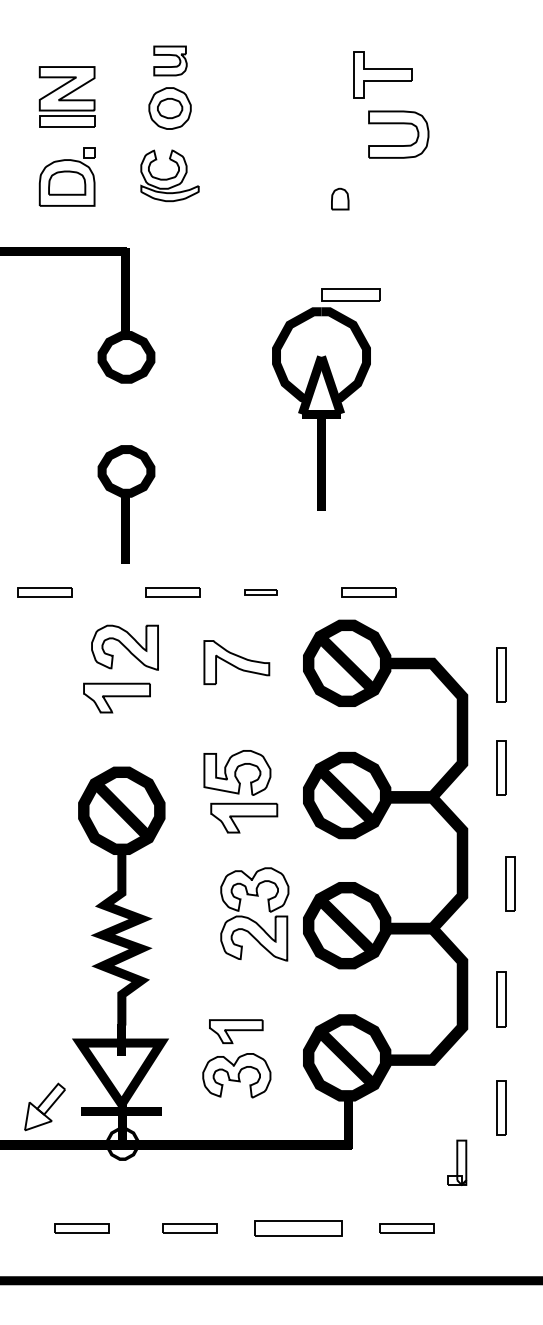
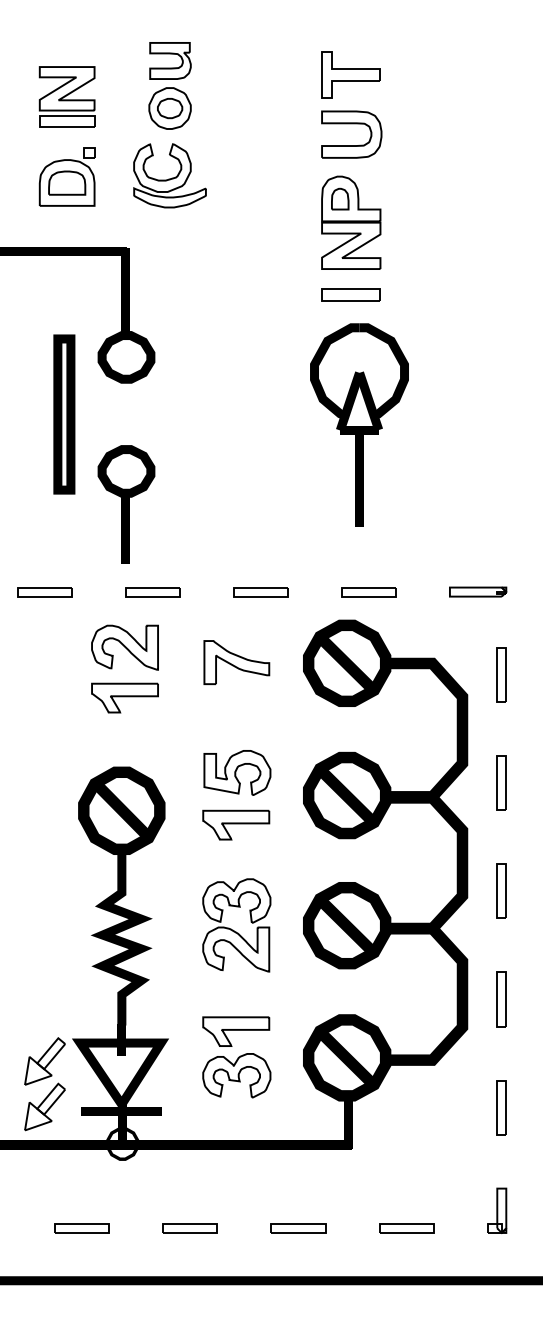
part size: 35x32 px -> 43x38 px (170, 60)
part position: (382, 74) -> (350, 74) (350, 74)
part position: (398, 124) -> (351, 124) (351, 124)
part size: 60x54 px -> 74x66 px (169, 175)
part: none -> present (351, 222)
part position: (321, 408) -> (359, 424) (359, 424)
part: none -> present (64, 414)
part: none -> present (478, 591)
part position: (172, 592) -> (152, 592) (152, 592)
part size: 34x7 px -> 56x11 px (260, 592)
part position: (116, 697) -> (124, 697) (124, 697)
part position: (501, 767) -> (501, 782) (501, 782)
part position: (244, 817) -> (236, 824) (236, 824)
part position: (510, 883) -> (501, 890) (501, 890)
part position: (254, 914) -> (236, 925) (236, 925)
part size: 55x26 px -> 69x31 px (236, 1031)
part: none -> present (44, 1061)
part position: (457, 1162) -> (497, 1210) (497, 1210)
part size: 89x17 px -> 57x11 px (298, 1228)
